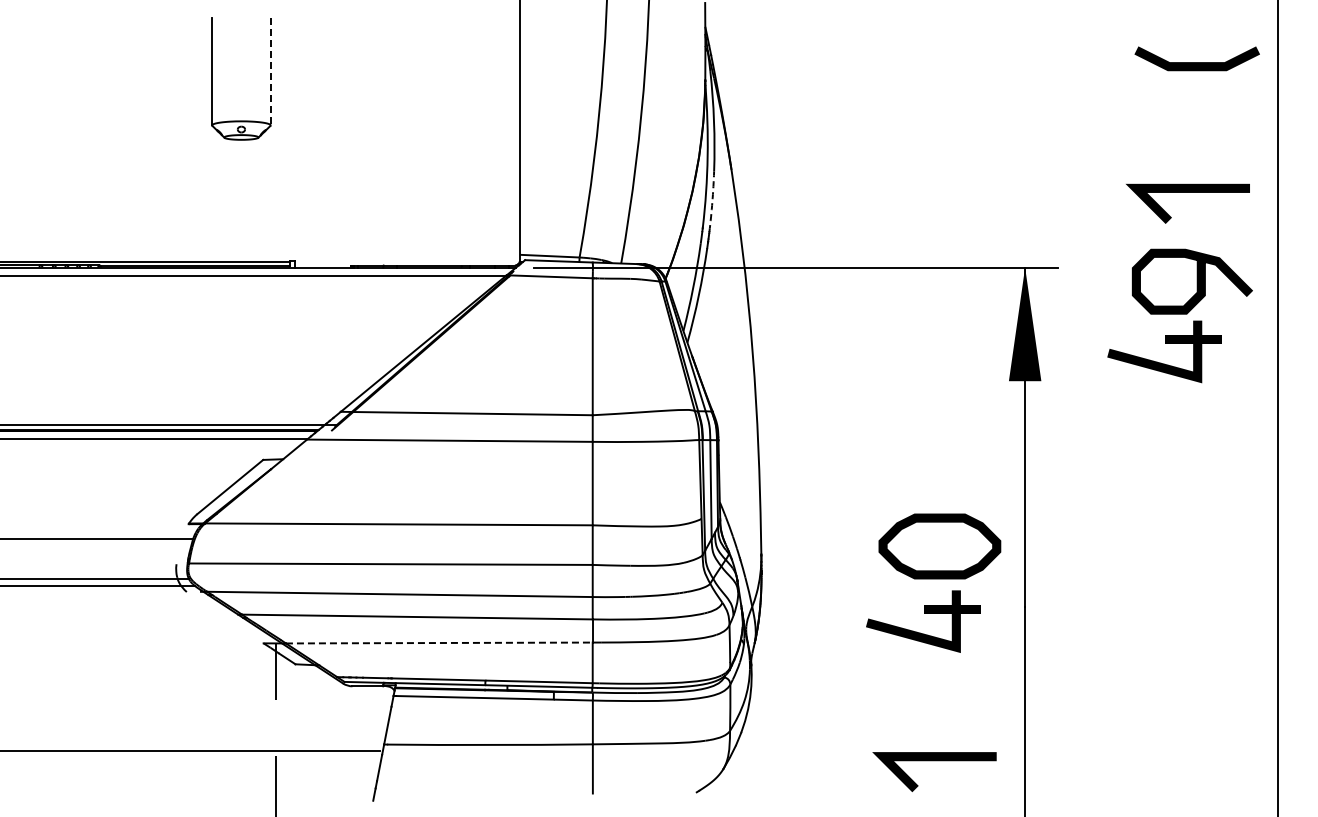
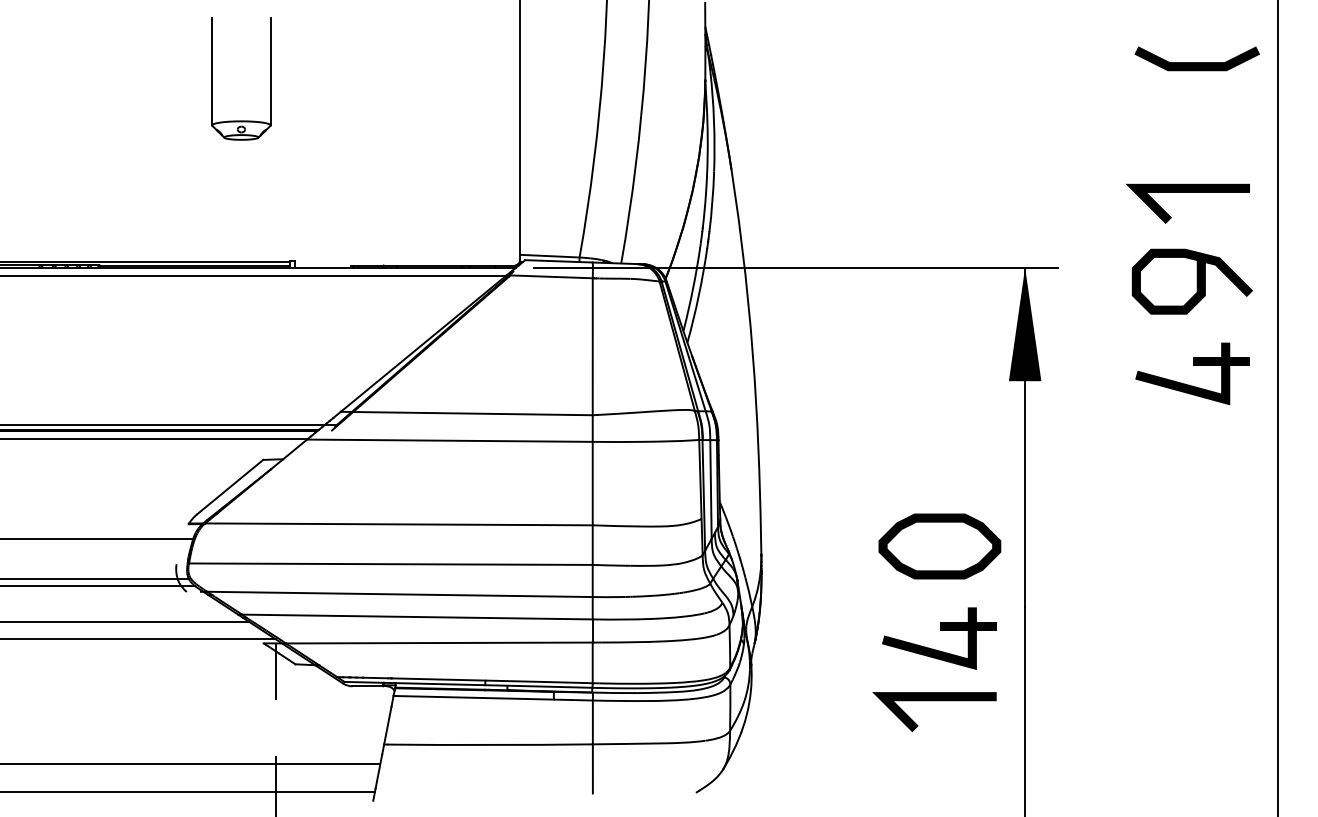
line: dashed -> solid (270, 71)
arc: dashed -> solid (712, 201)
part position: (1165, 343) -> (1193, 365) (1193, 365)
part position: (924, 613) -> (940, 630) (940, 630)
line: none -> present (125, 621)
line: none -> present (138, 639)
line: dashed -> solid (439, 643)
line position: (191, 750) -> (191, 763) (191, 763)
line position: (934, 761) -> (934, 701) (934, 701)
line: none -> present (188, 792)
